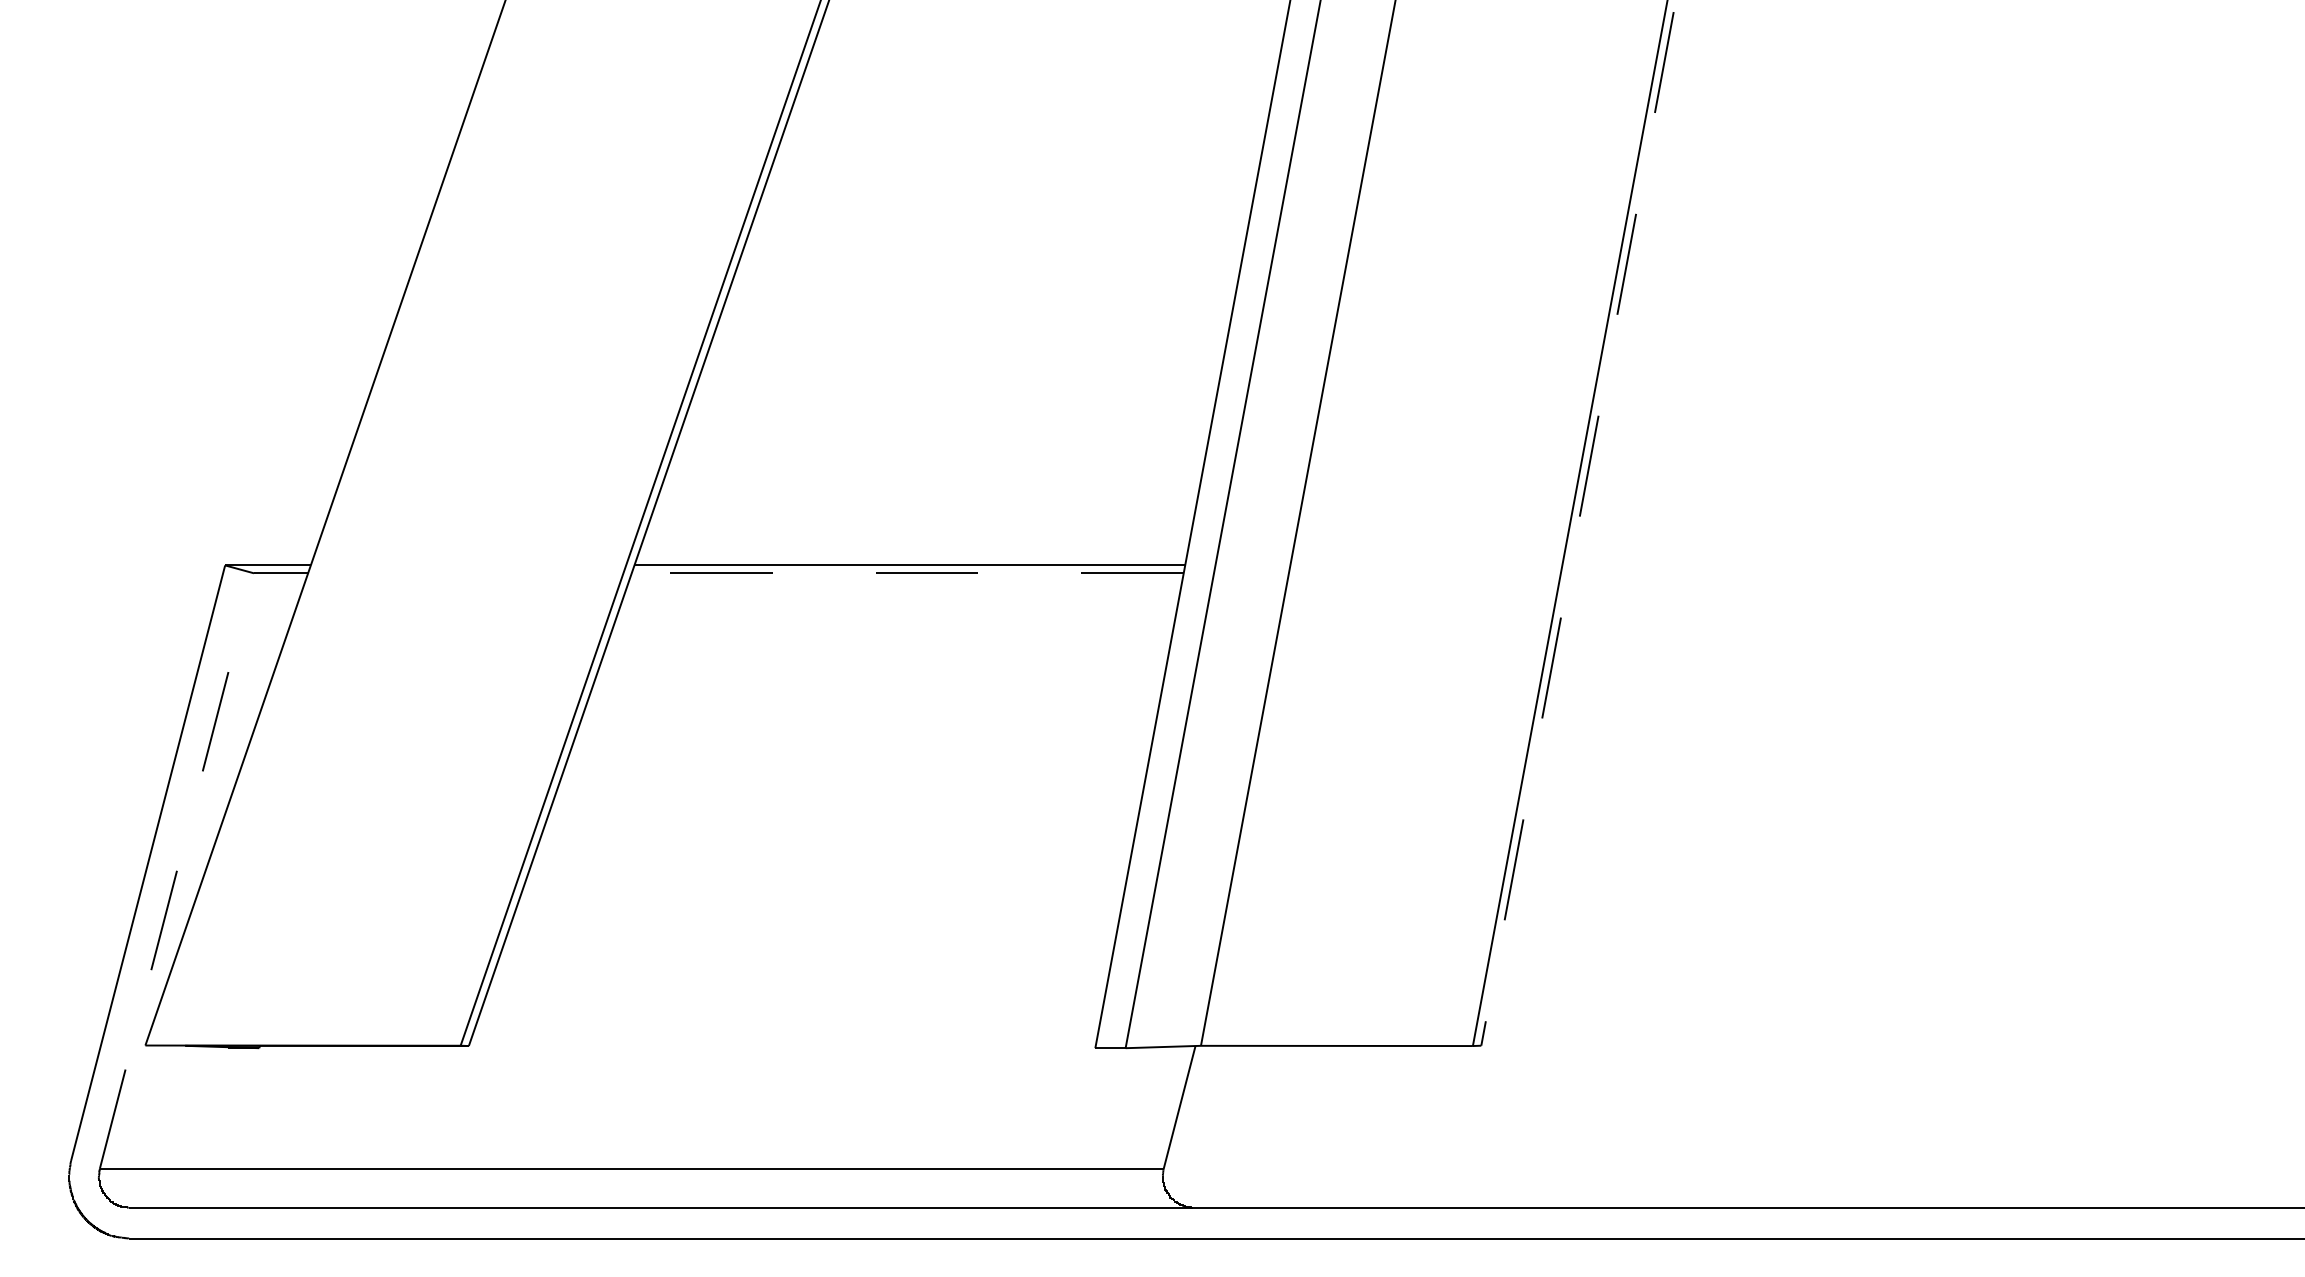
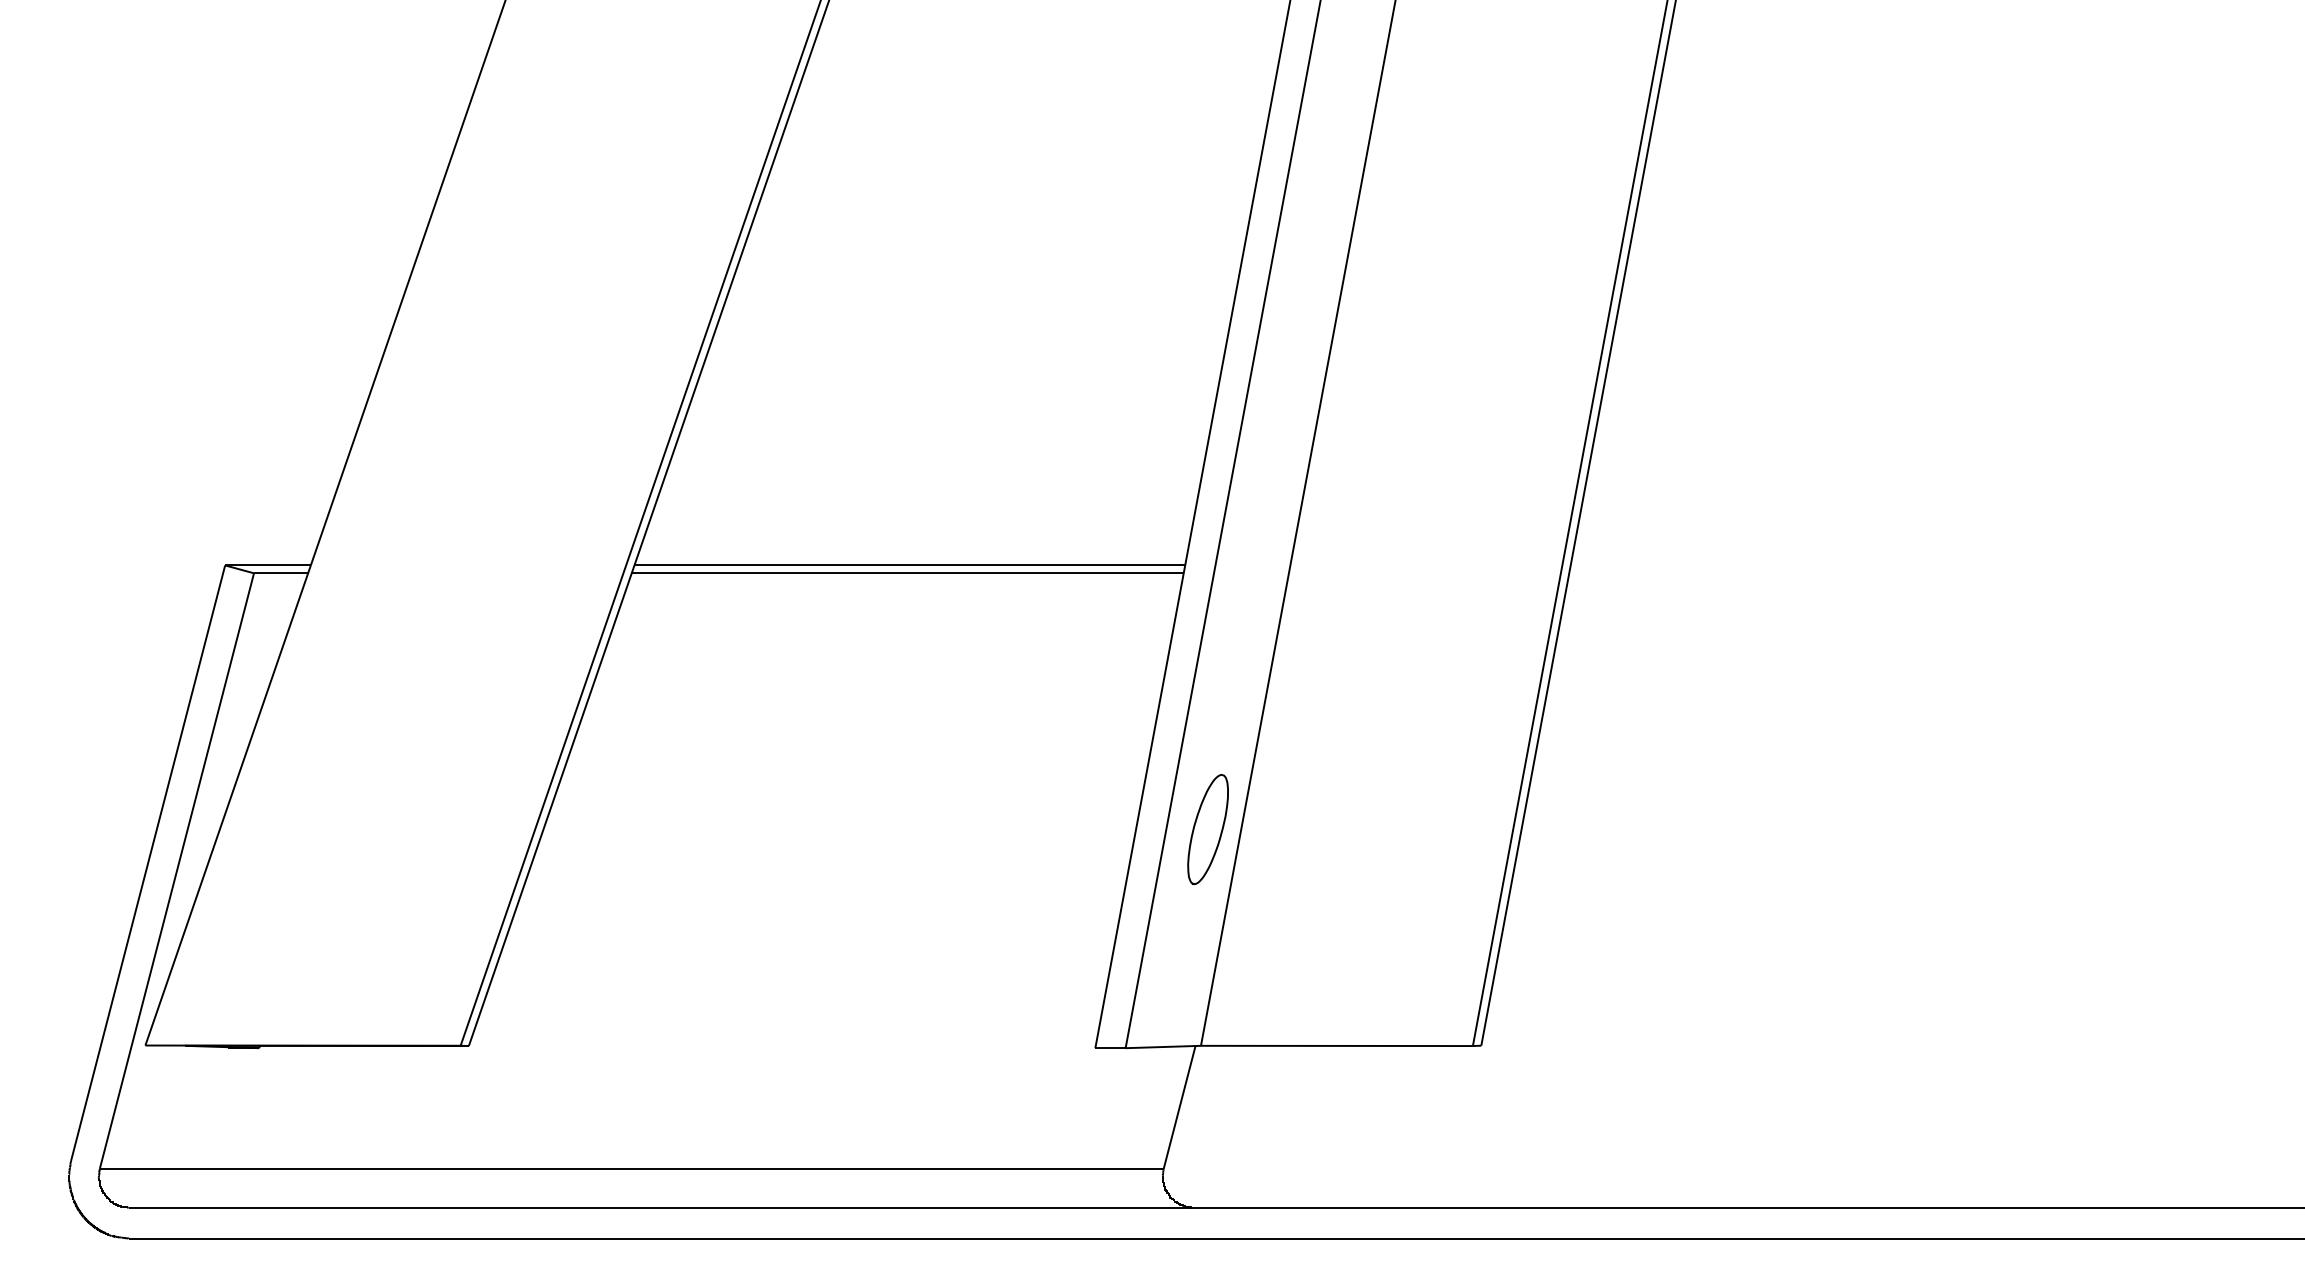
line: dashed -> solid (1578, 523)
line: dashed -> solid (907, 573)
part: none -> present (1207, 829)
line: dashed -> solid (176, 871)
